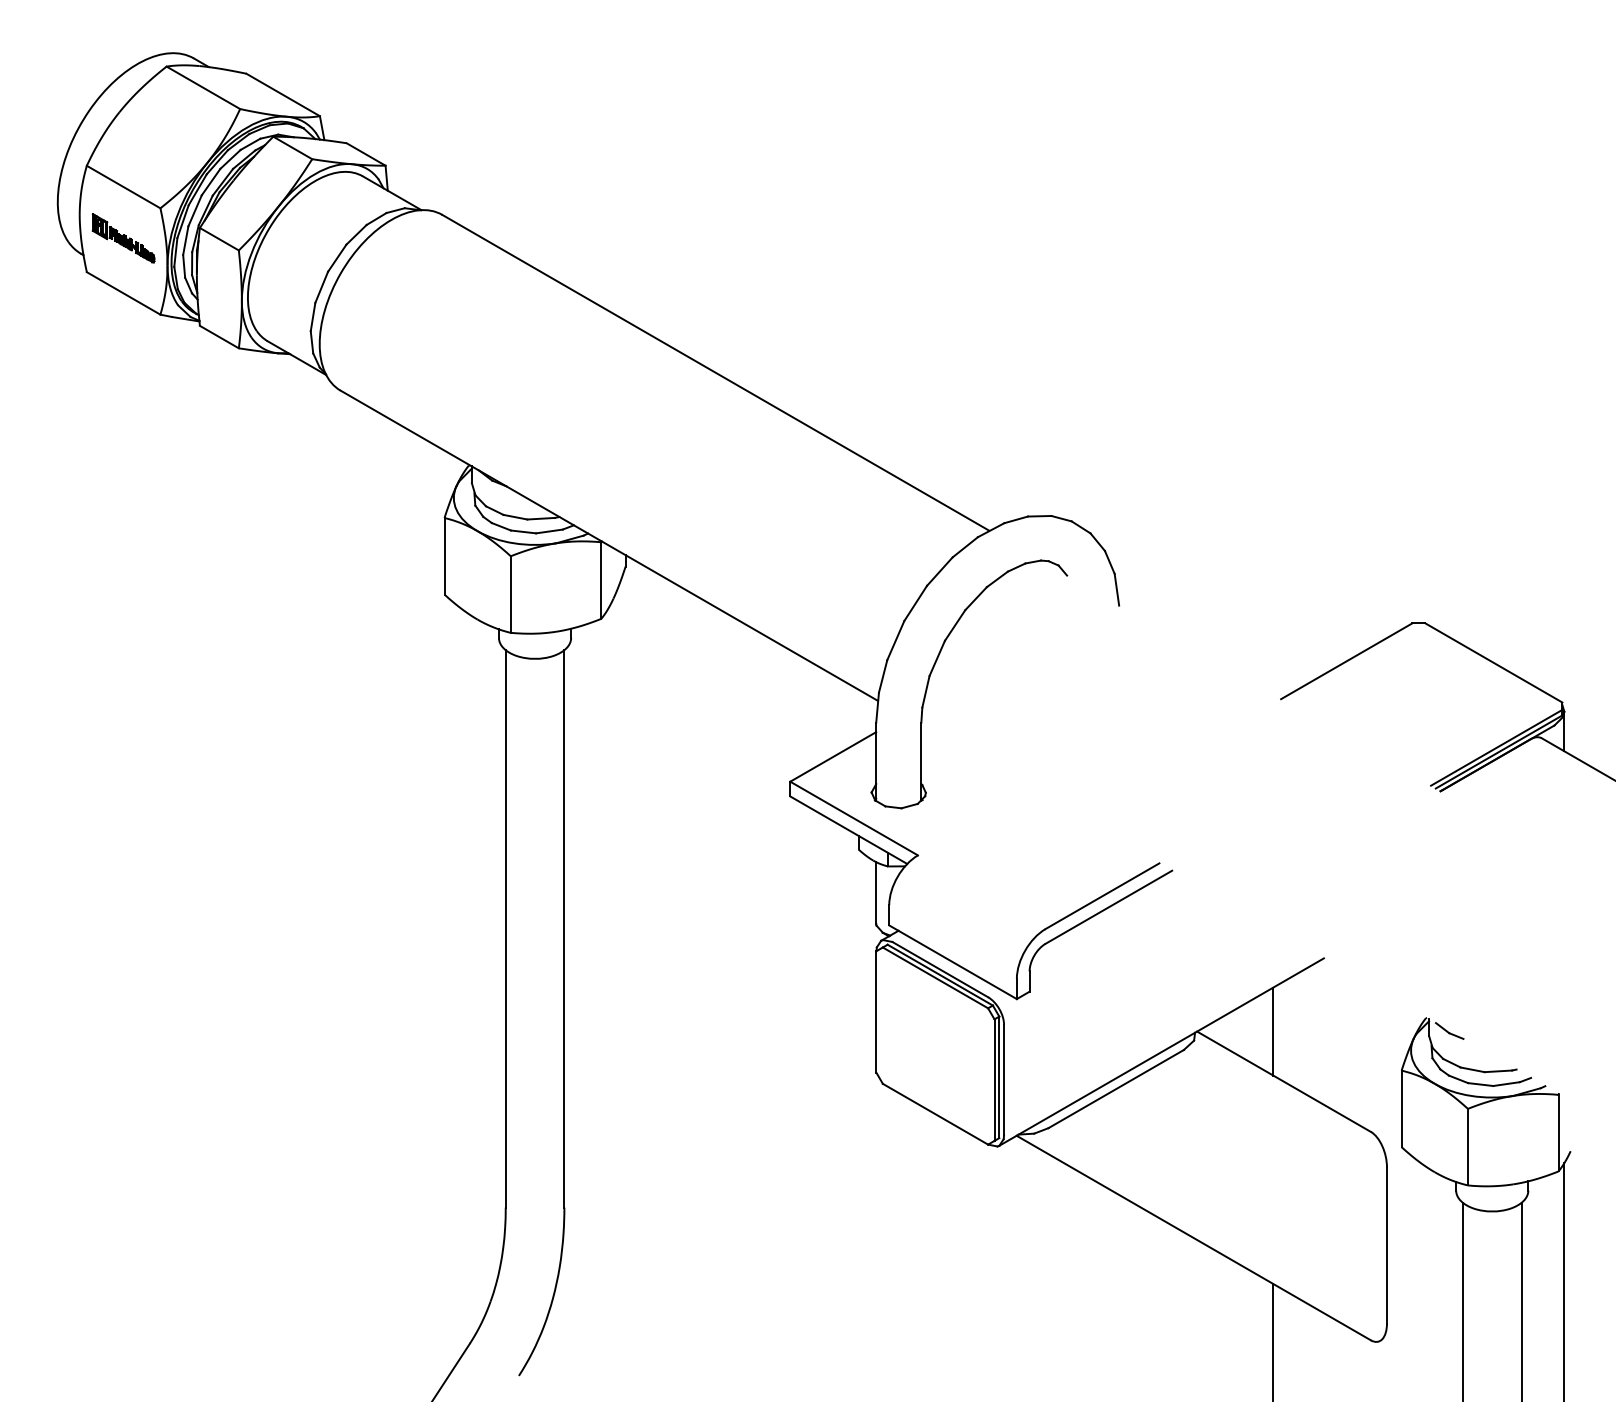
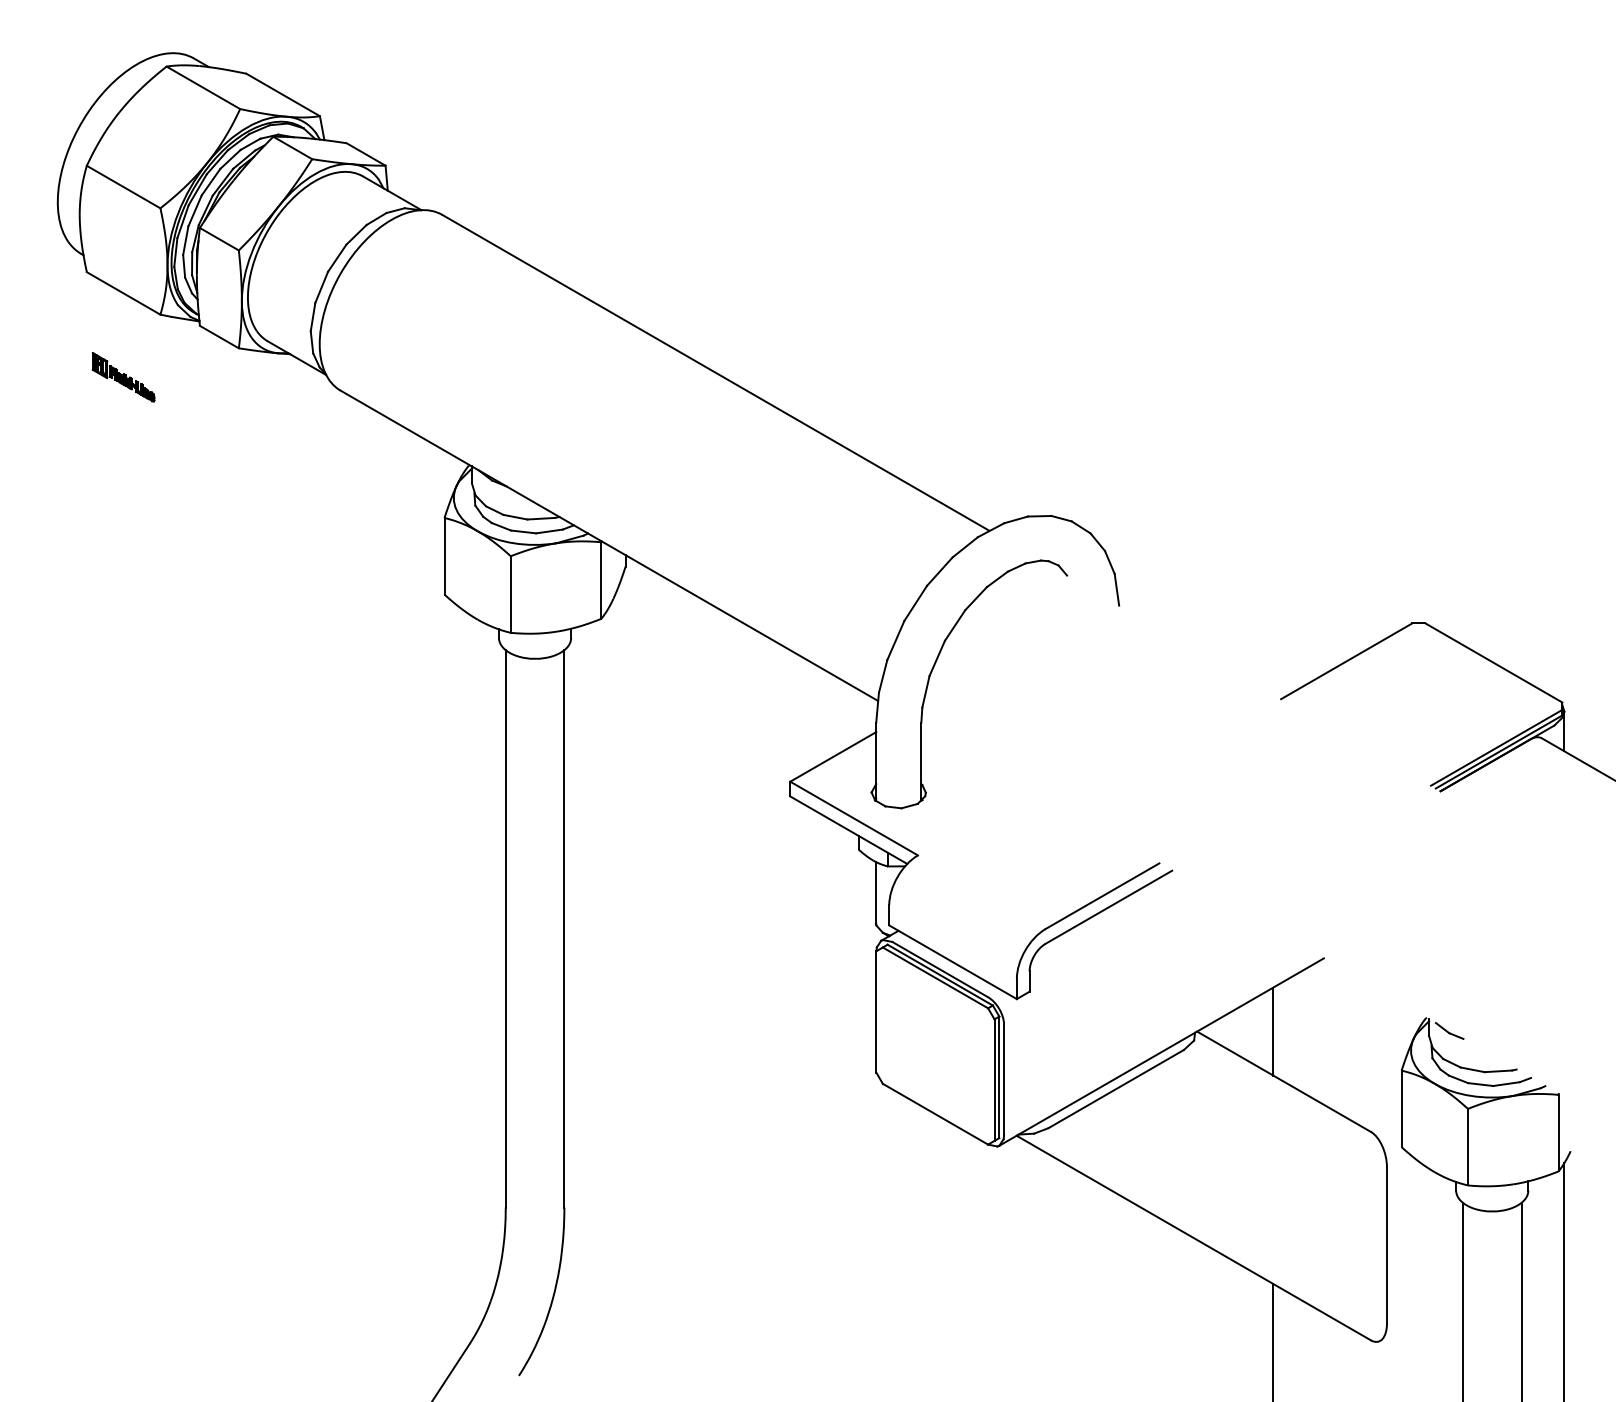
part position: (123, 238) -> (123, 377) (123, 377)
